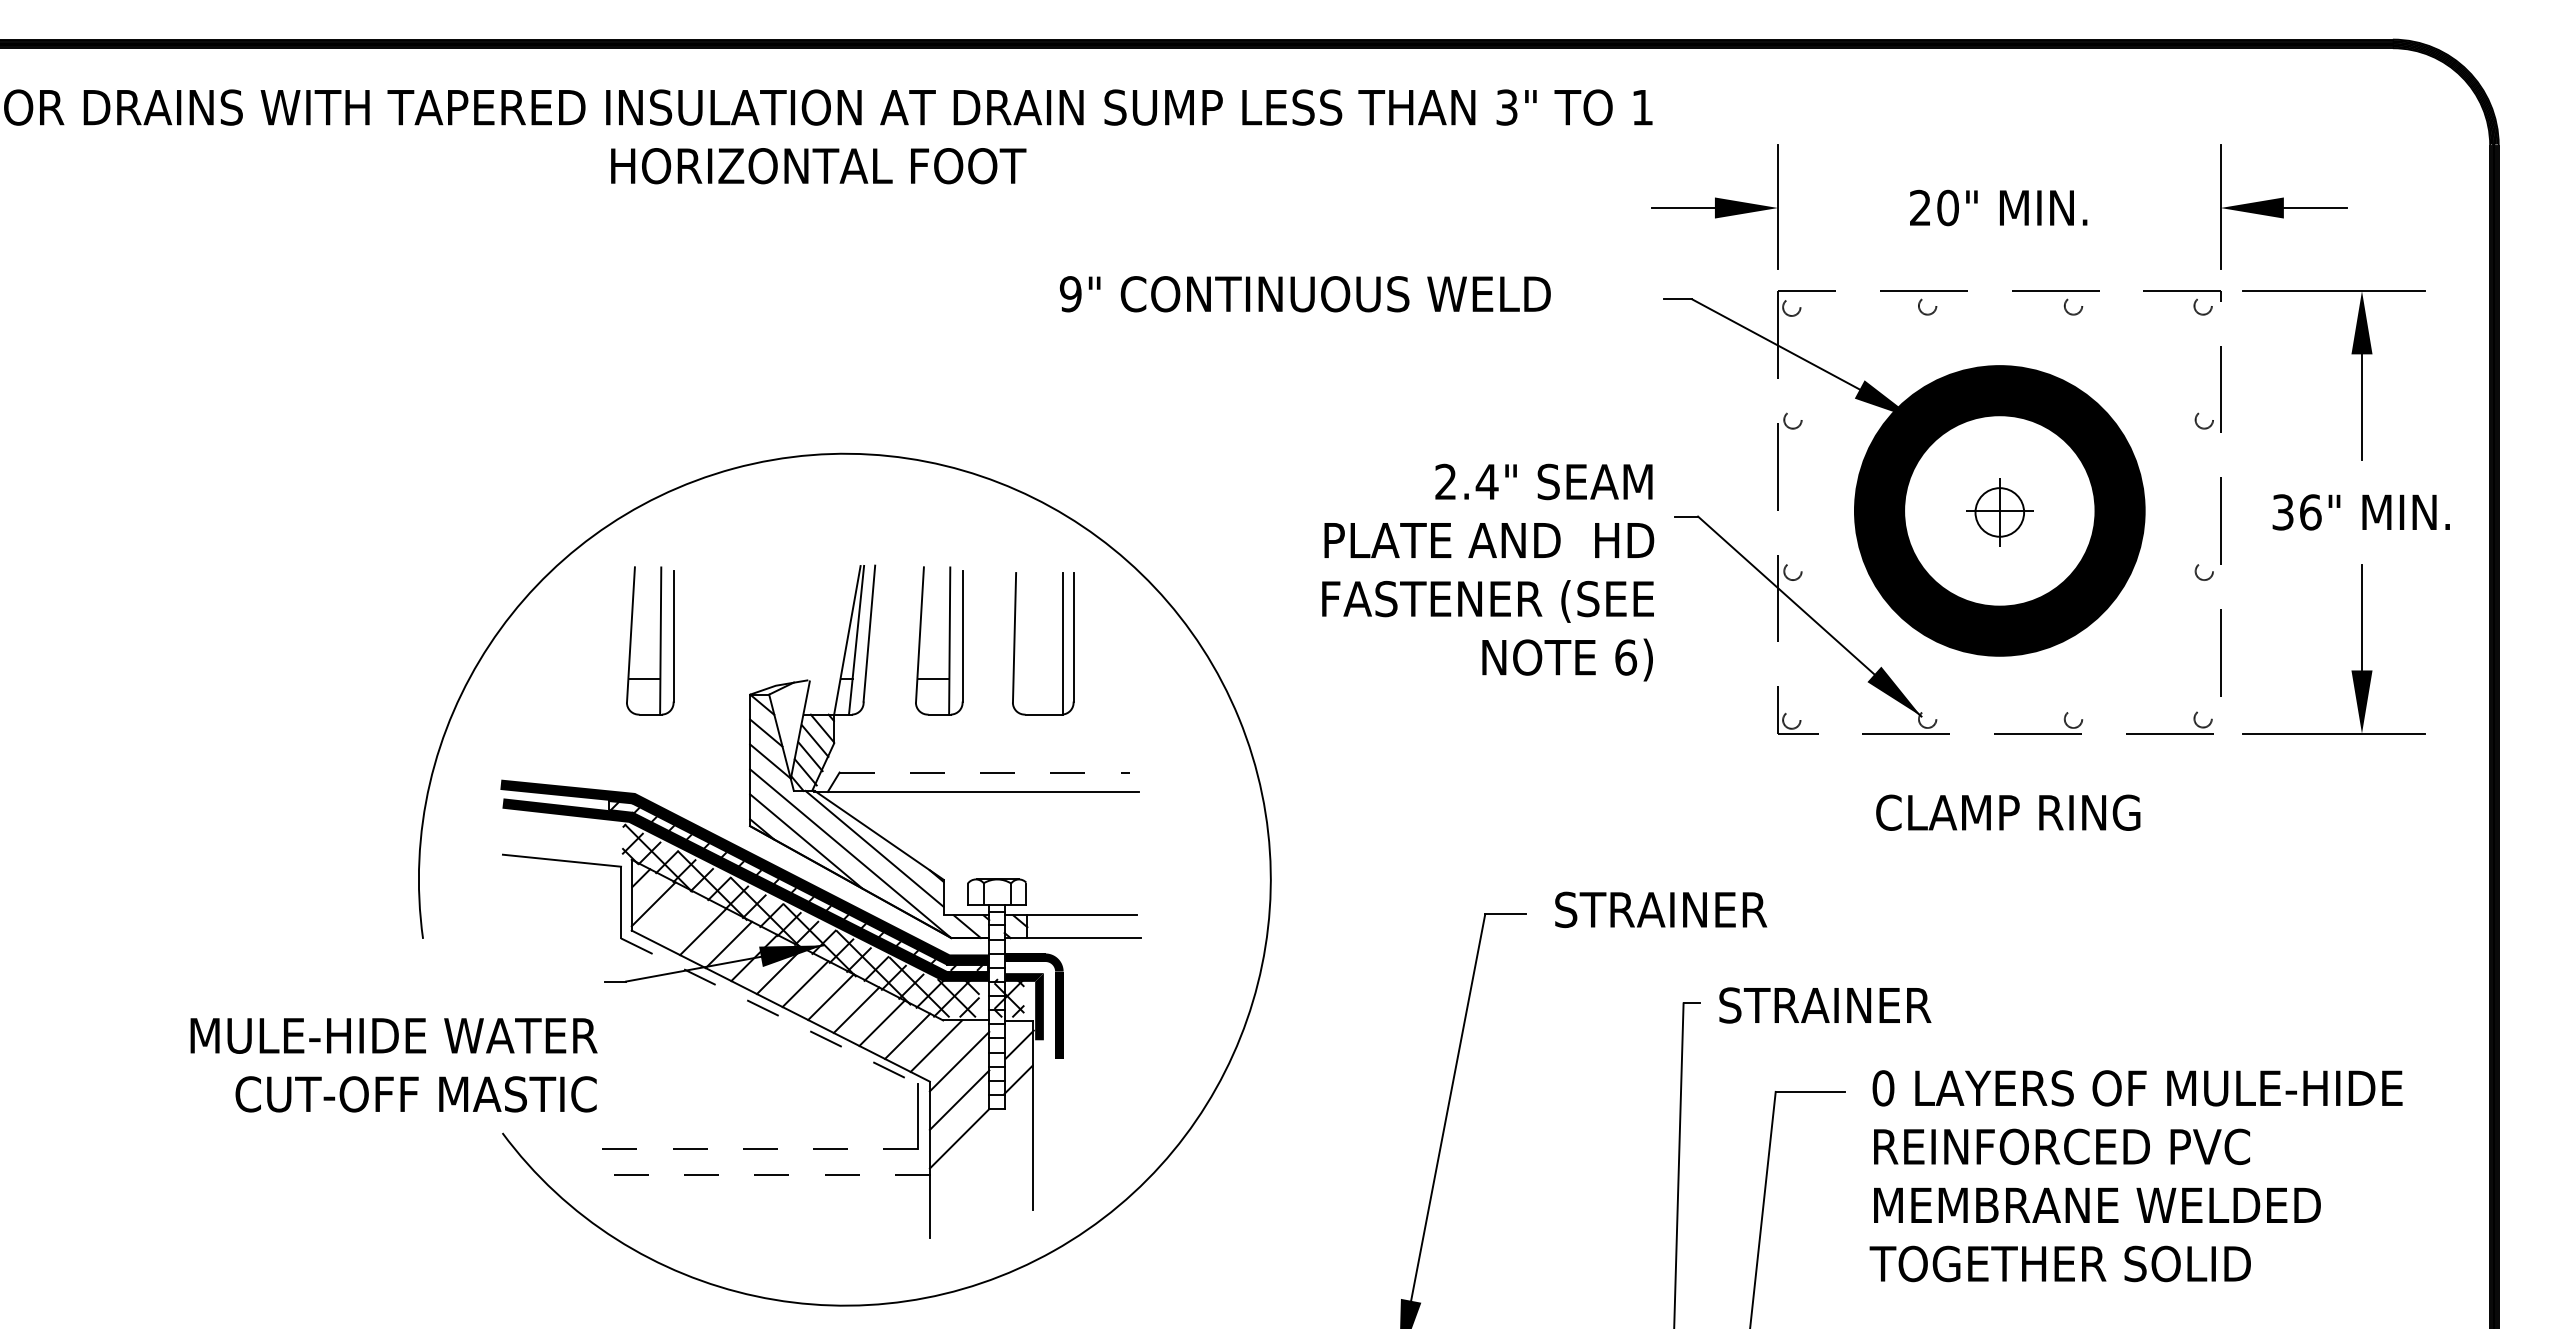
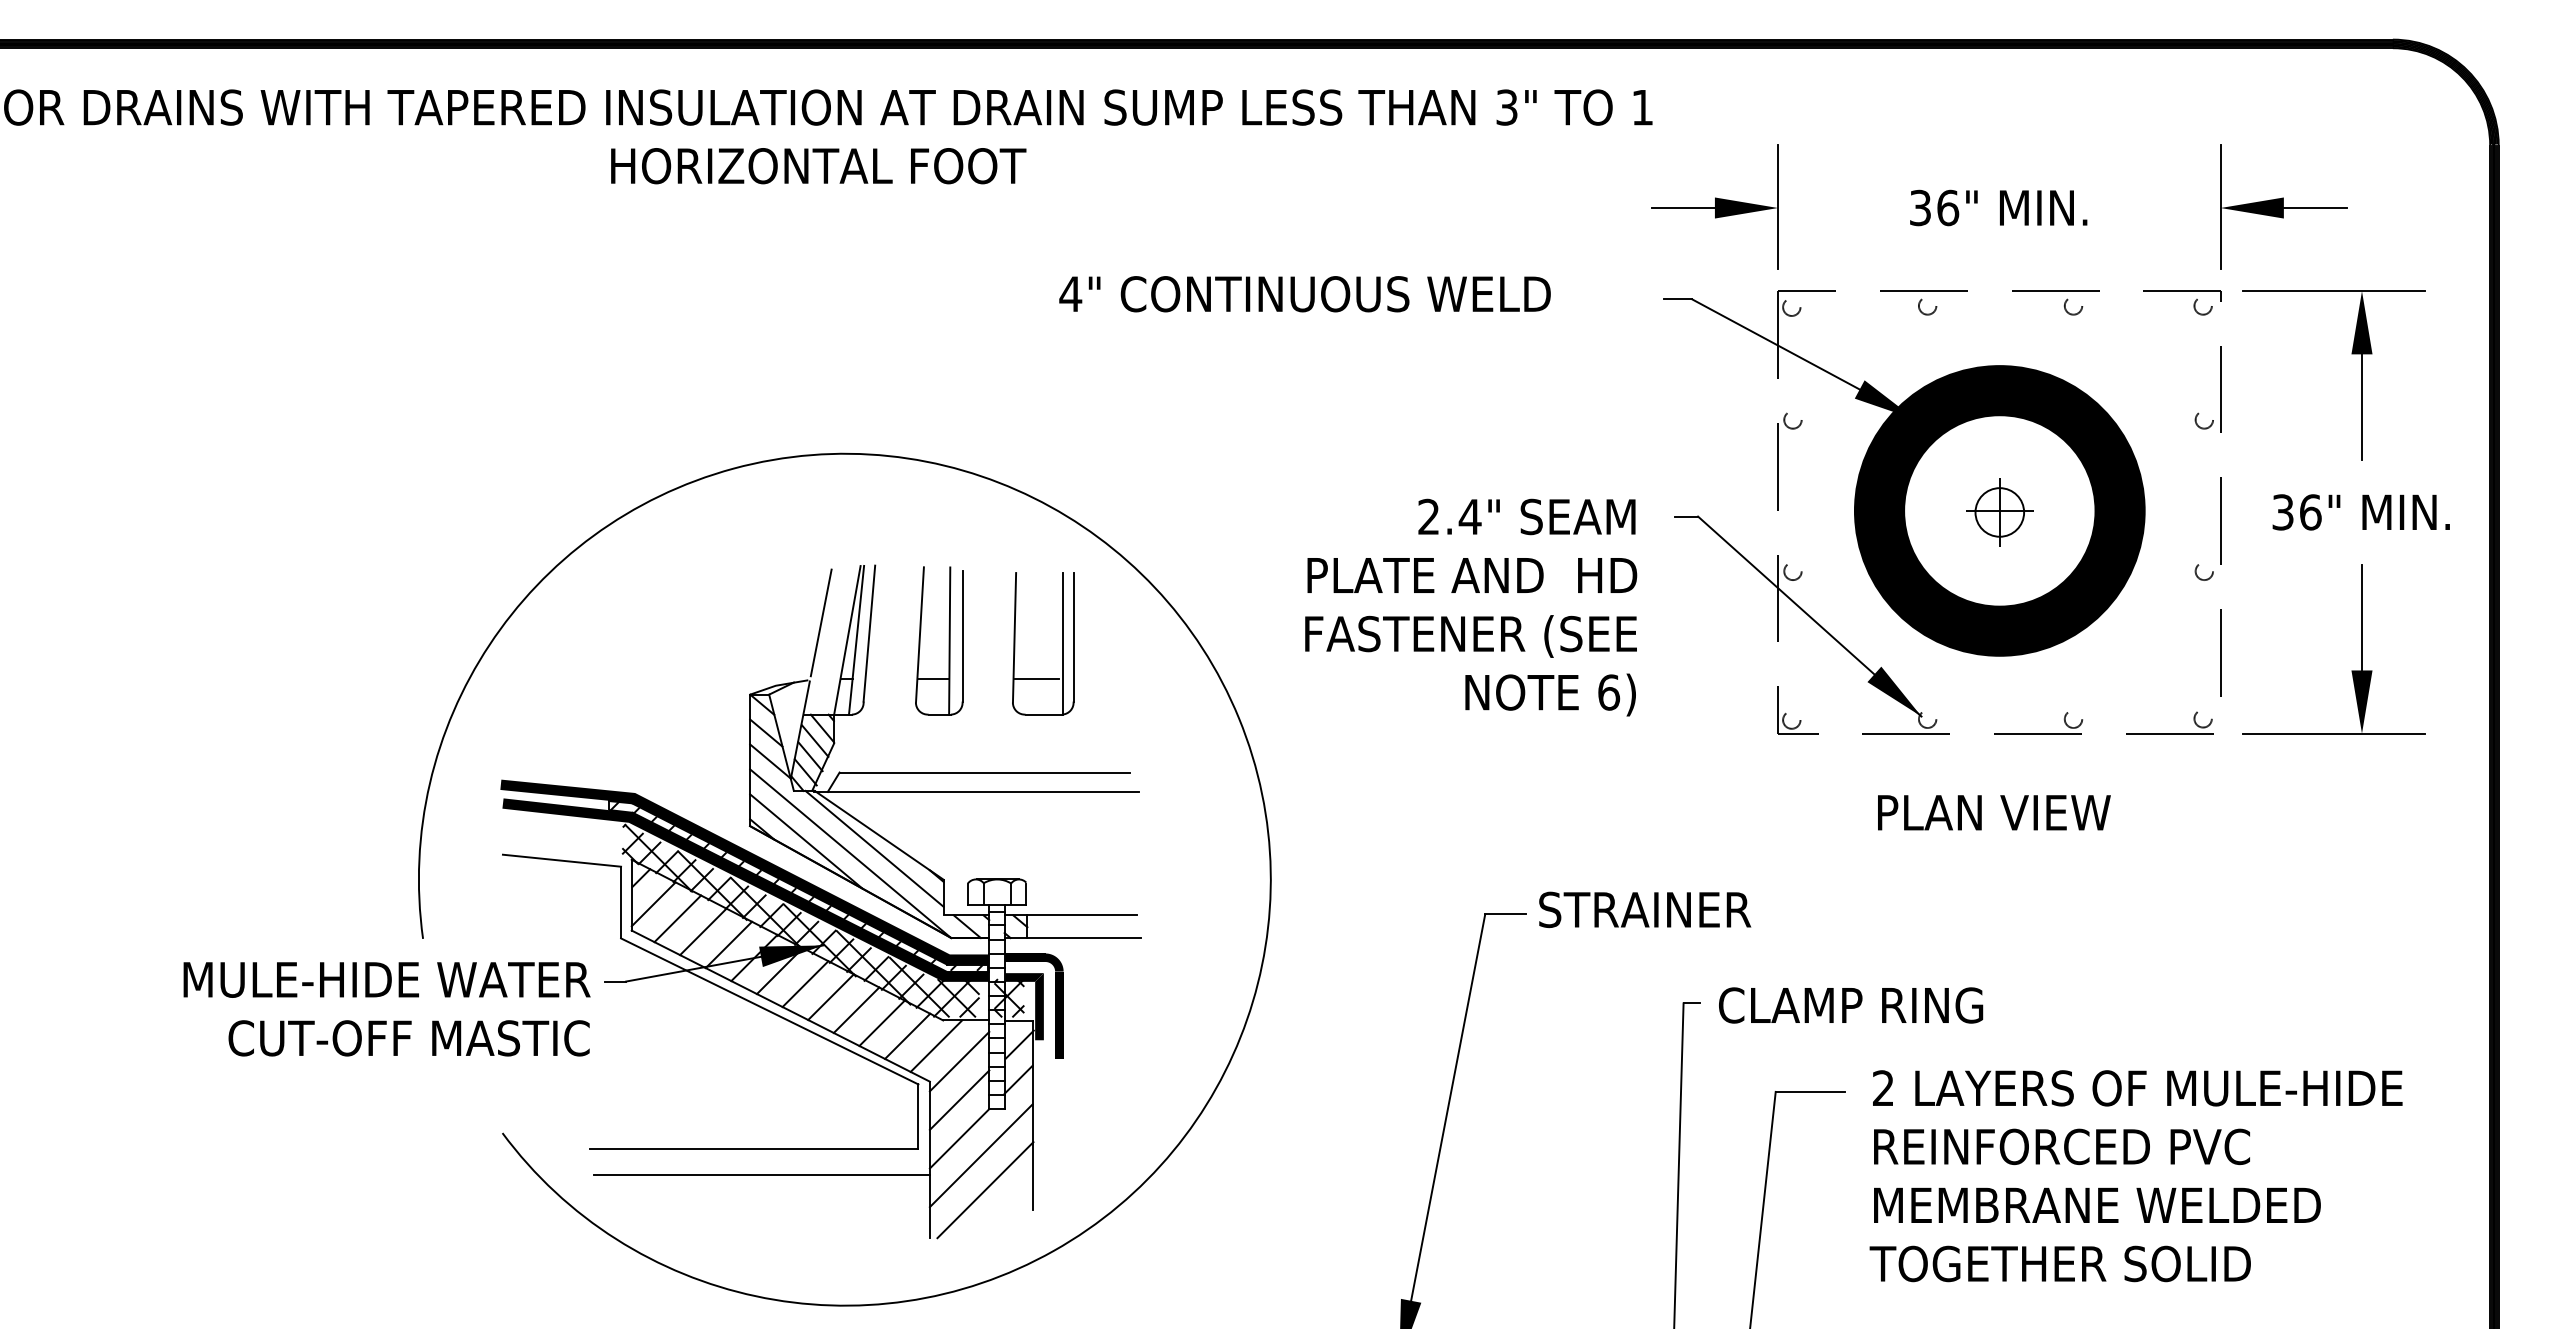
text: 20" -> 36" (1934, 207)
text: 9" -> 4" (1070, 294)
text position: (1488, 572) -> (1471, 607) (1471, 607)
line: none -> present (820, 622)
part: present -> none (659, 640)
line: none -> present (1036, 678)
line: dashed -> solid (985, 772)
text: CLAMP RING -> PLAN VIEW (2008, 812)
text position: (1661, 909) -> (1645, 909) (1645, 909)
line: none -> present (677, 918)
text: STRAINER -> CLAMP RING (1851, 1005)
line: dashed -> solid (769, 1011)
text position: (393, 1065) -> (386, 1009) (386, 1009)
text: 0 -> 2 (1883, 1088)
line: dashed -> solid (753, 1149)
line: none -> present (980, 1155)
line: dashed -> solid (762, 1175)
line: none -> present (985, 1190)
